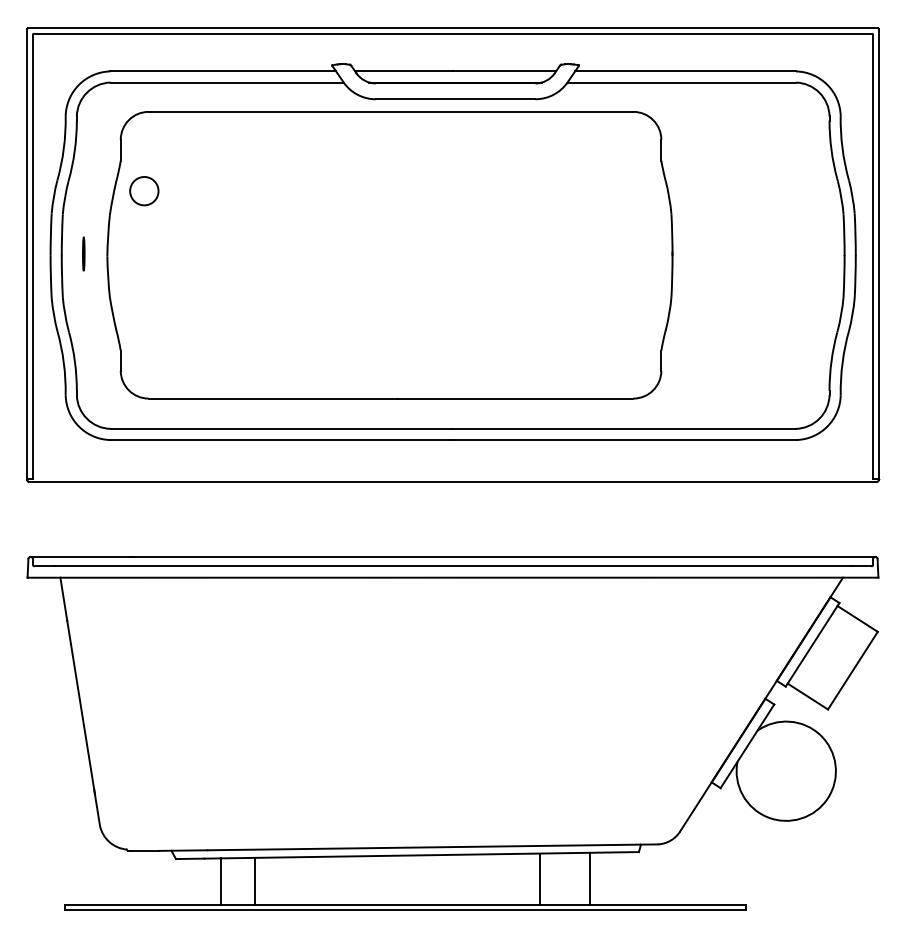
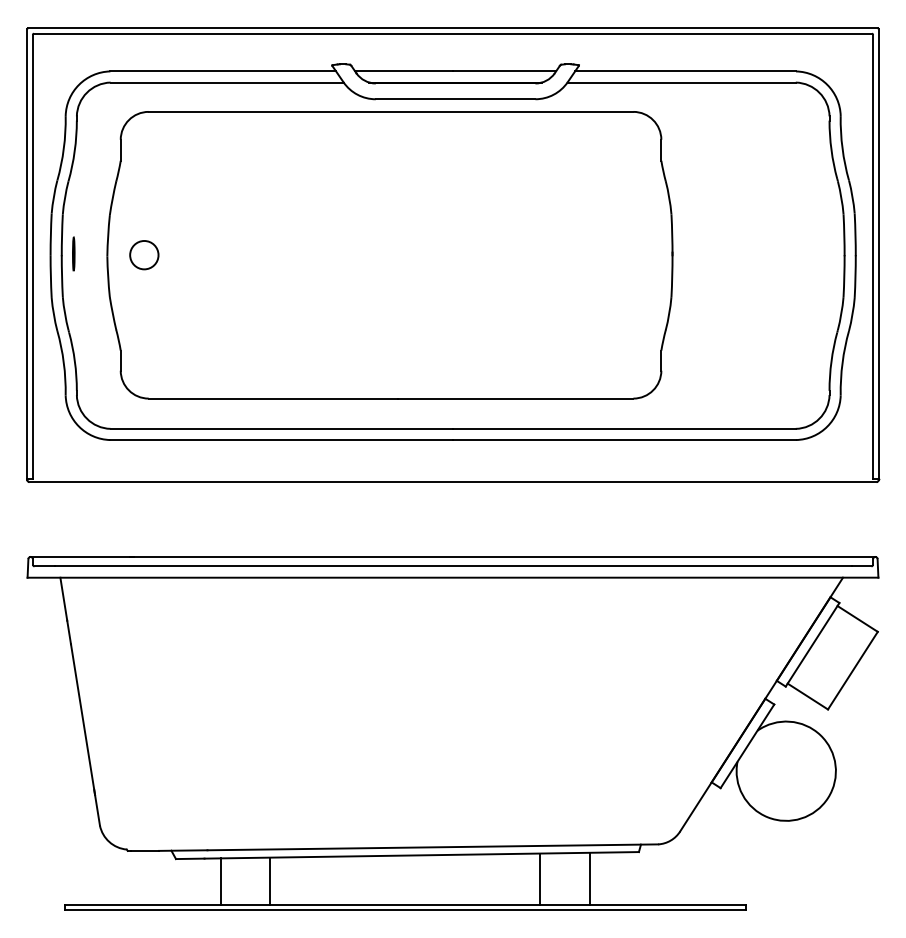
circle position: (144, 191) -> (144, 255) (144, 255)
line position: (83, 253) -> (73, 253) (73, 253)
line position: (255, 880) -> (270, 880) (270, 880)
